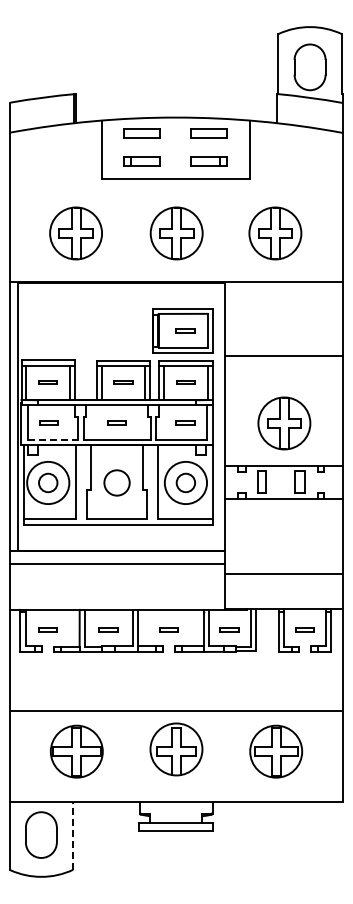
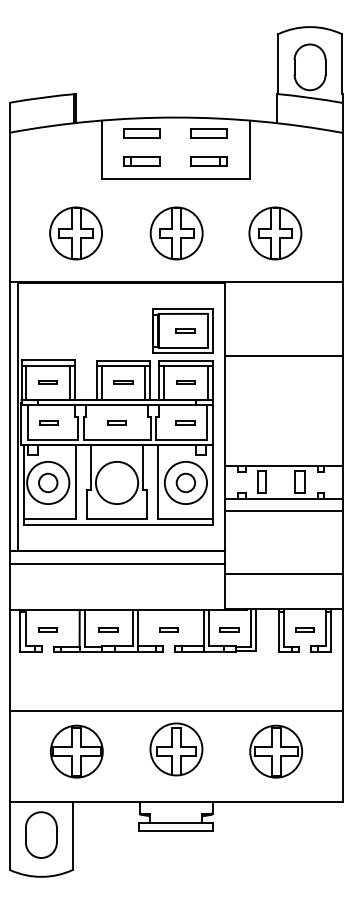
part: present -> none (284, 423)
line: dashed -> solid (53, 439)
circle diameter: 25 px -> 42 px (116, 482)
line: none -> present (283, 511)
line: dashed -> solid (73, 835)
